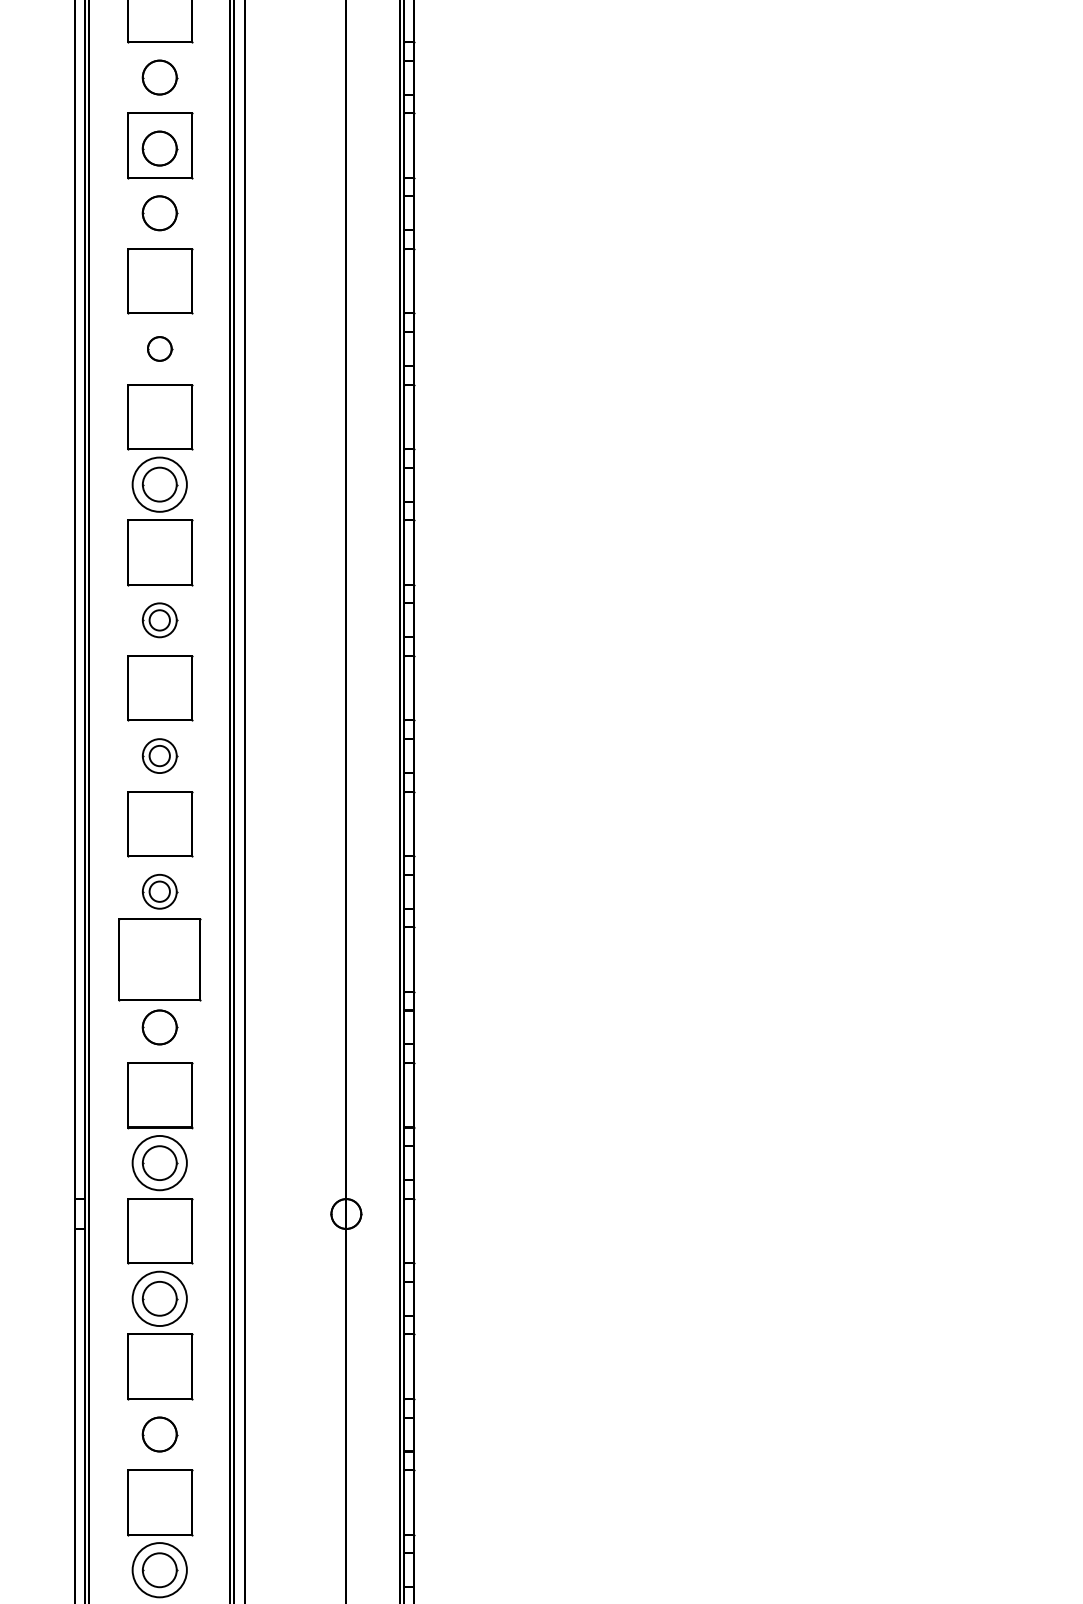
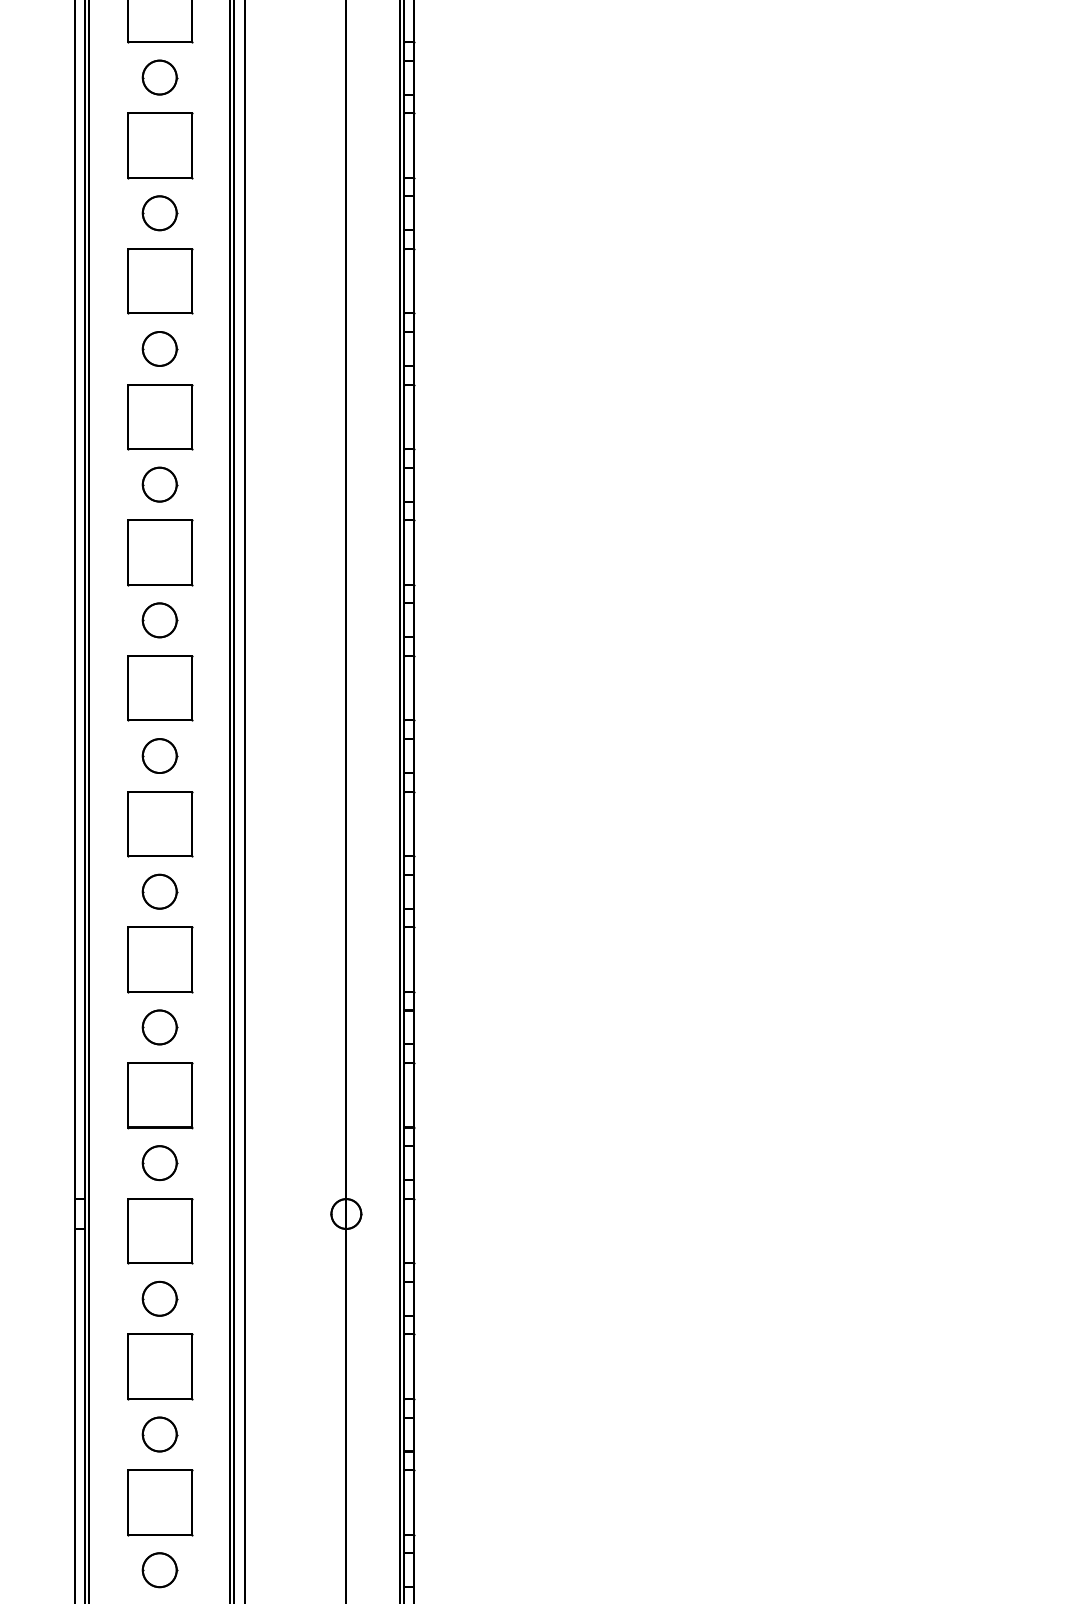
part: present -> none (159, 148)
part size: 27x26 px -> 38x36 px (159, 348)
circle diameter: 54 px -> 34 px (159, 484)
circle diameter: 20 px -> 34 px (159, 620)
circle diameter: 20 px -> 34 px (159, 755)
circle diameter: 20 px -> 34 px (159, 891)
part size: 84x84 px -> 67x68 px (160, 959)
circle diameter: 54 px -> 34 px (159, 1163)
circle diameter: 54 px -> 34 px (159, 1298)
circle diameter: 54 px -> 34 px (159, 1570)
